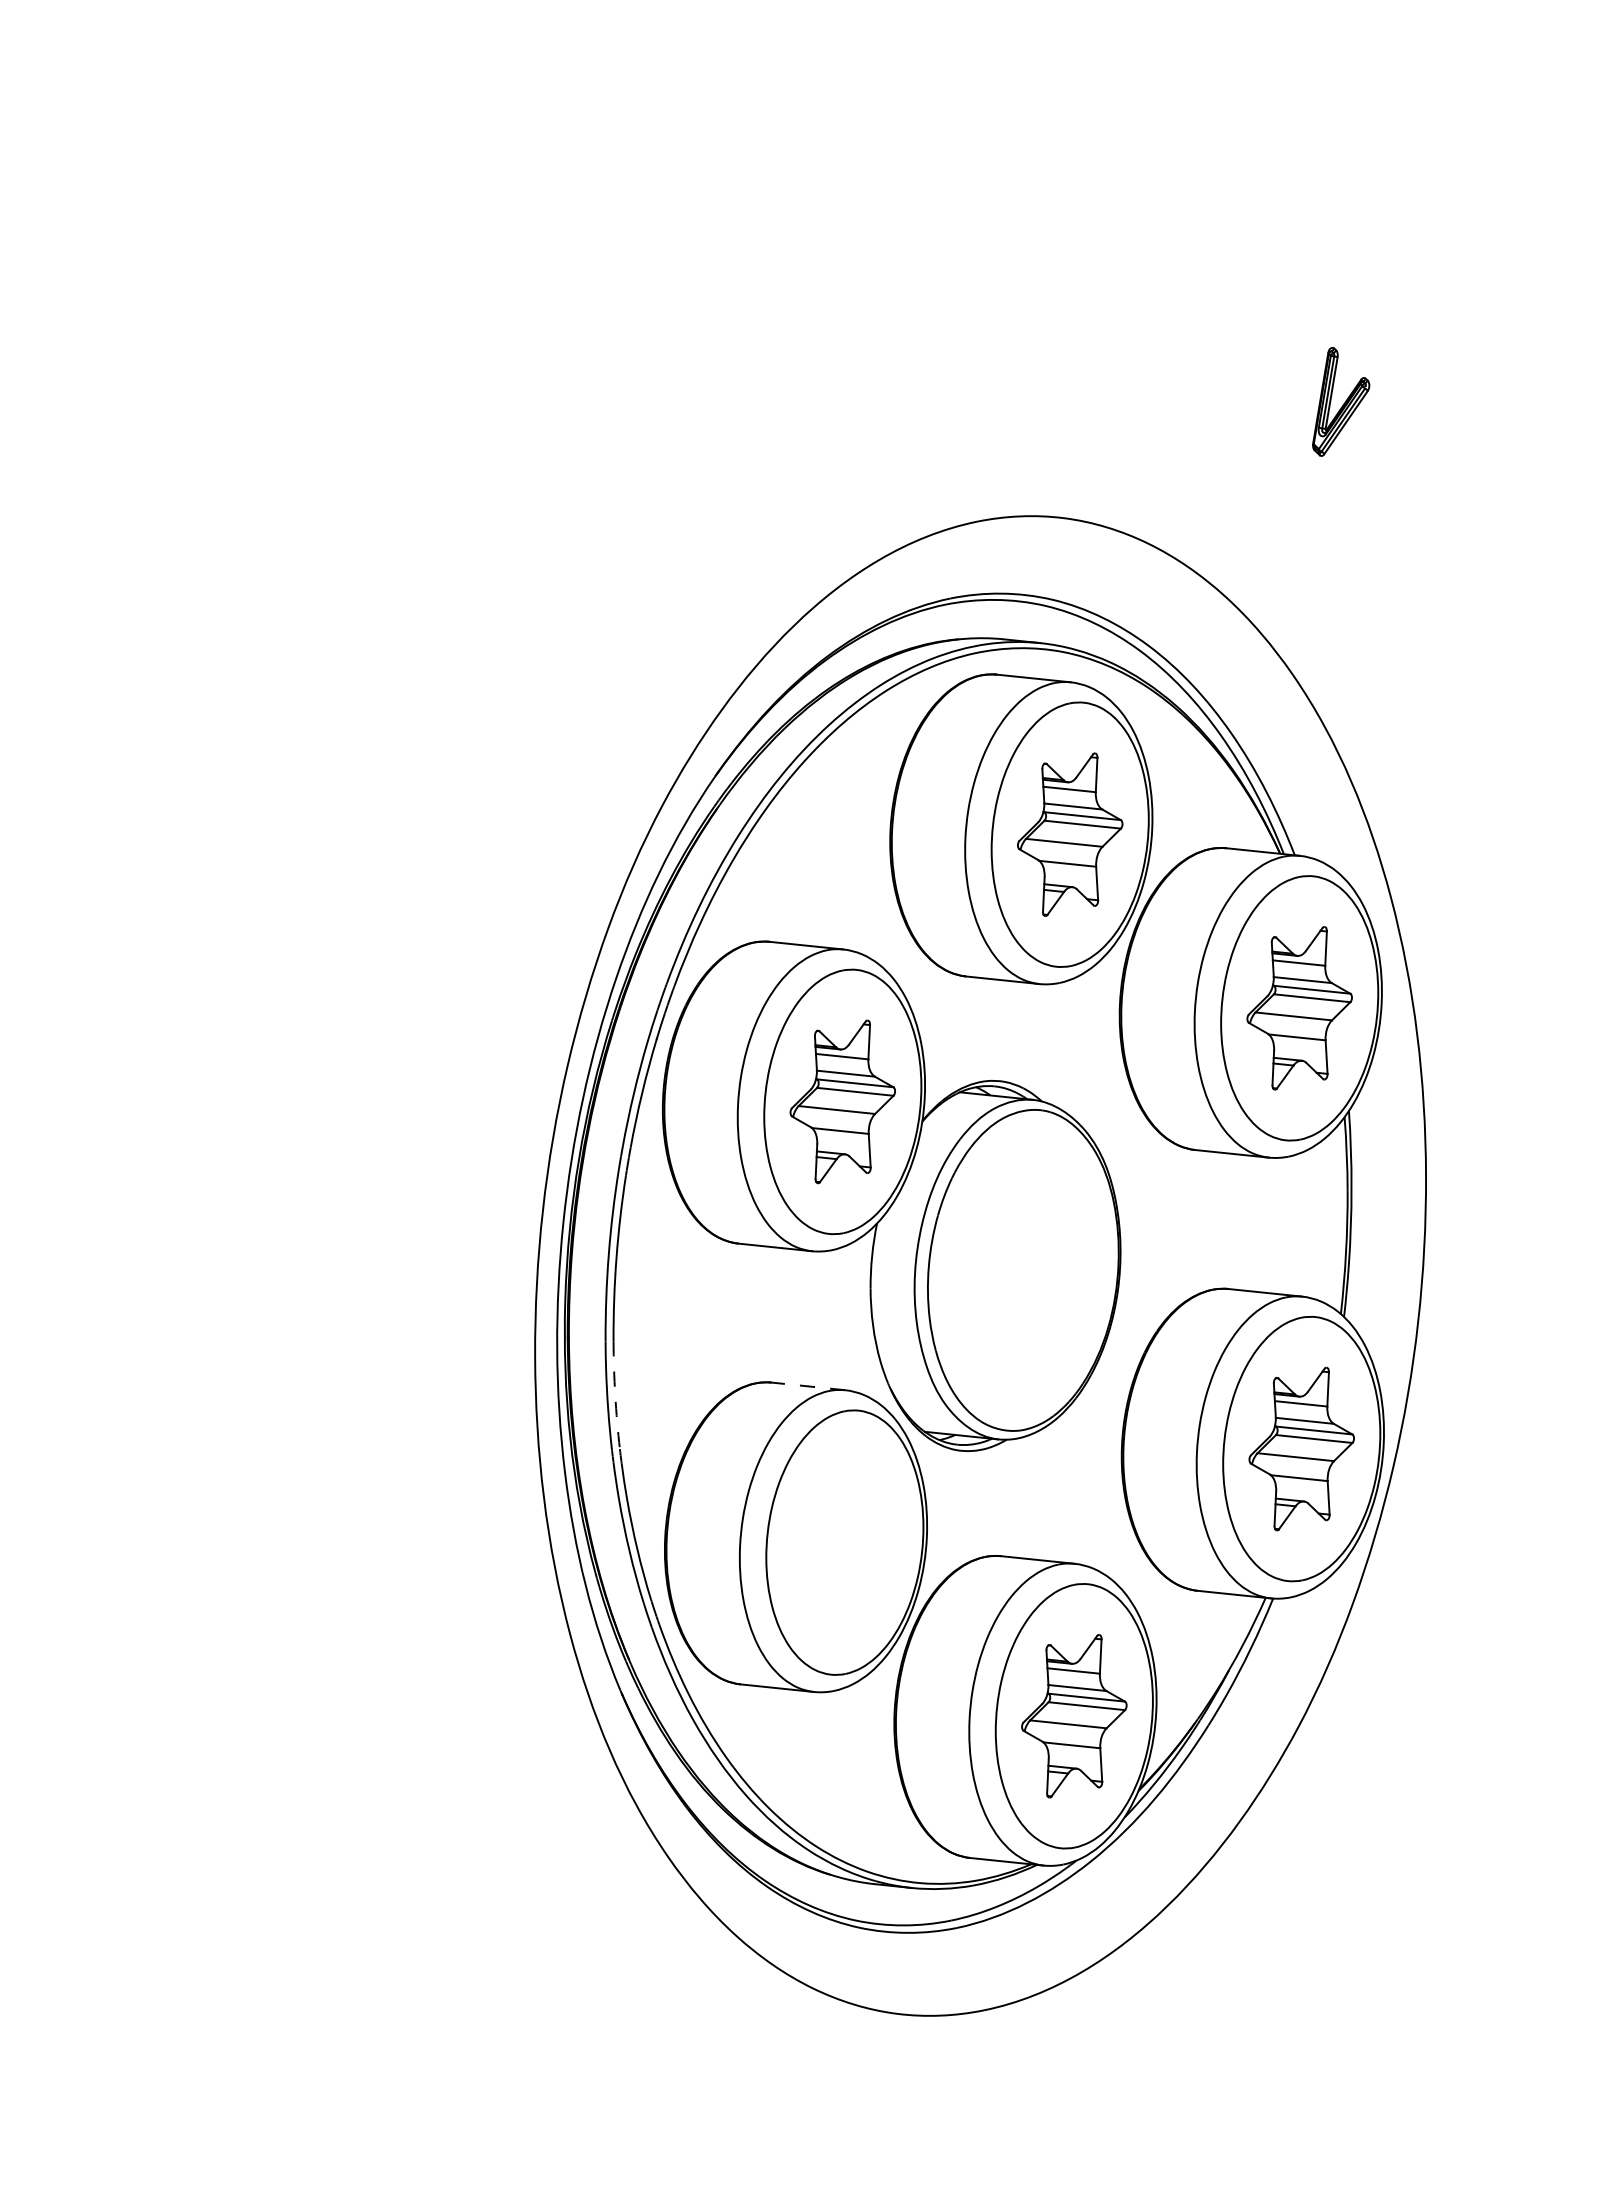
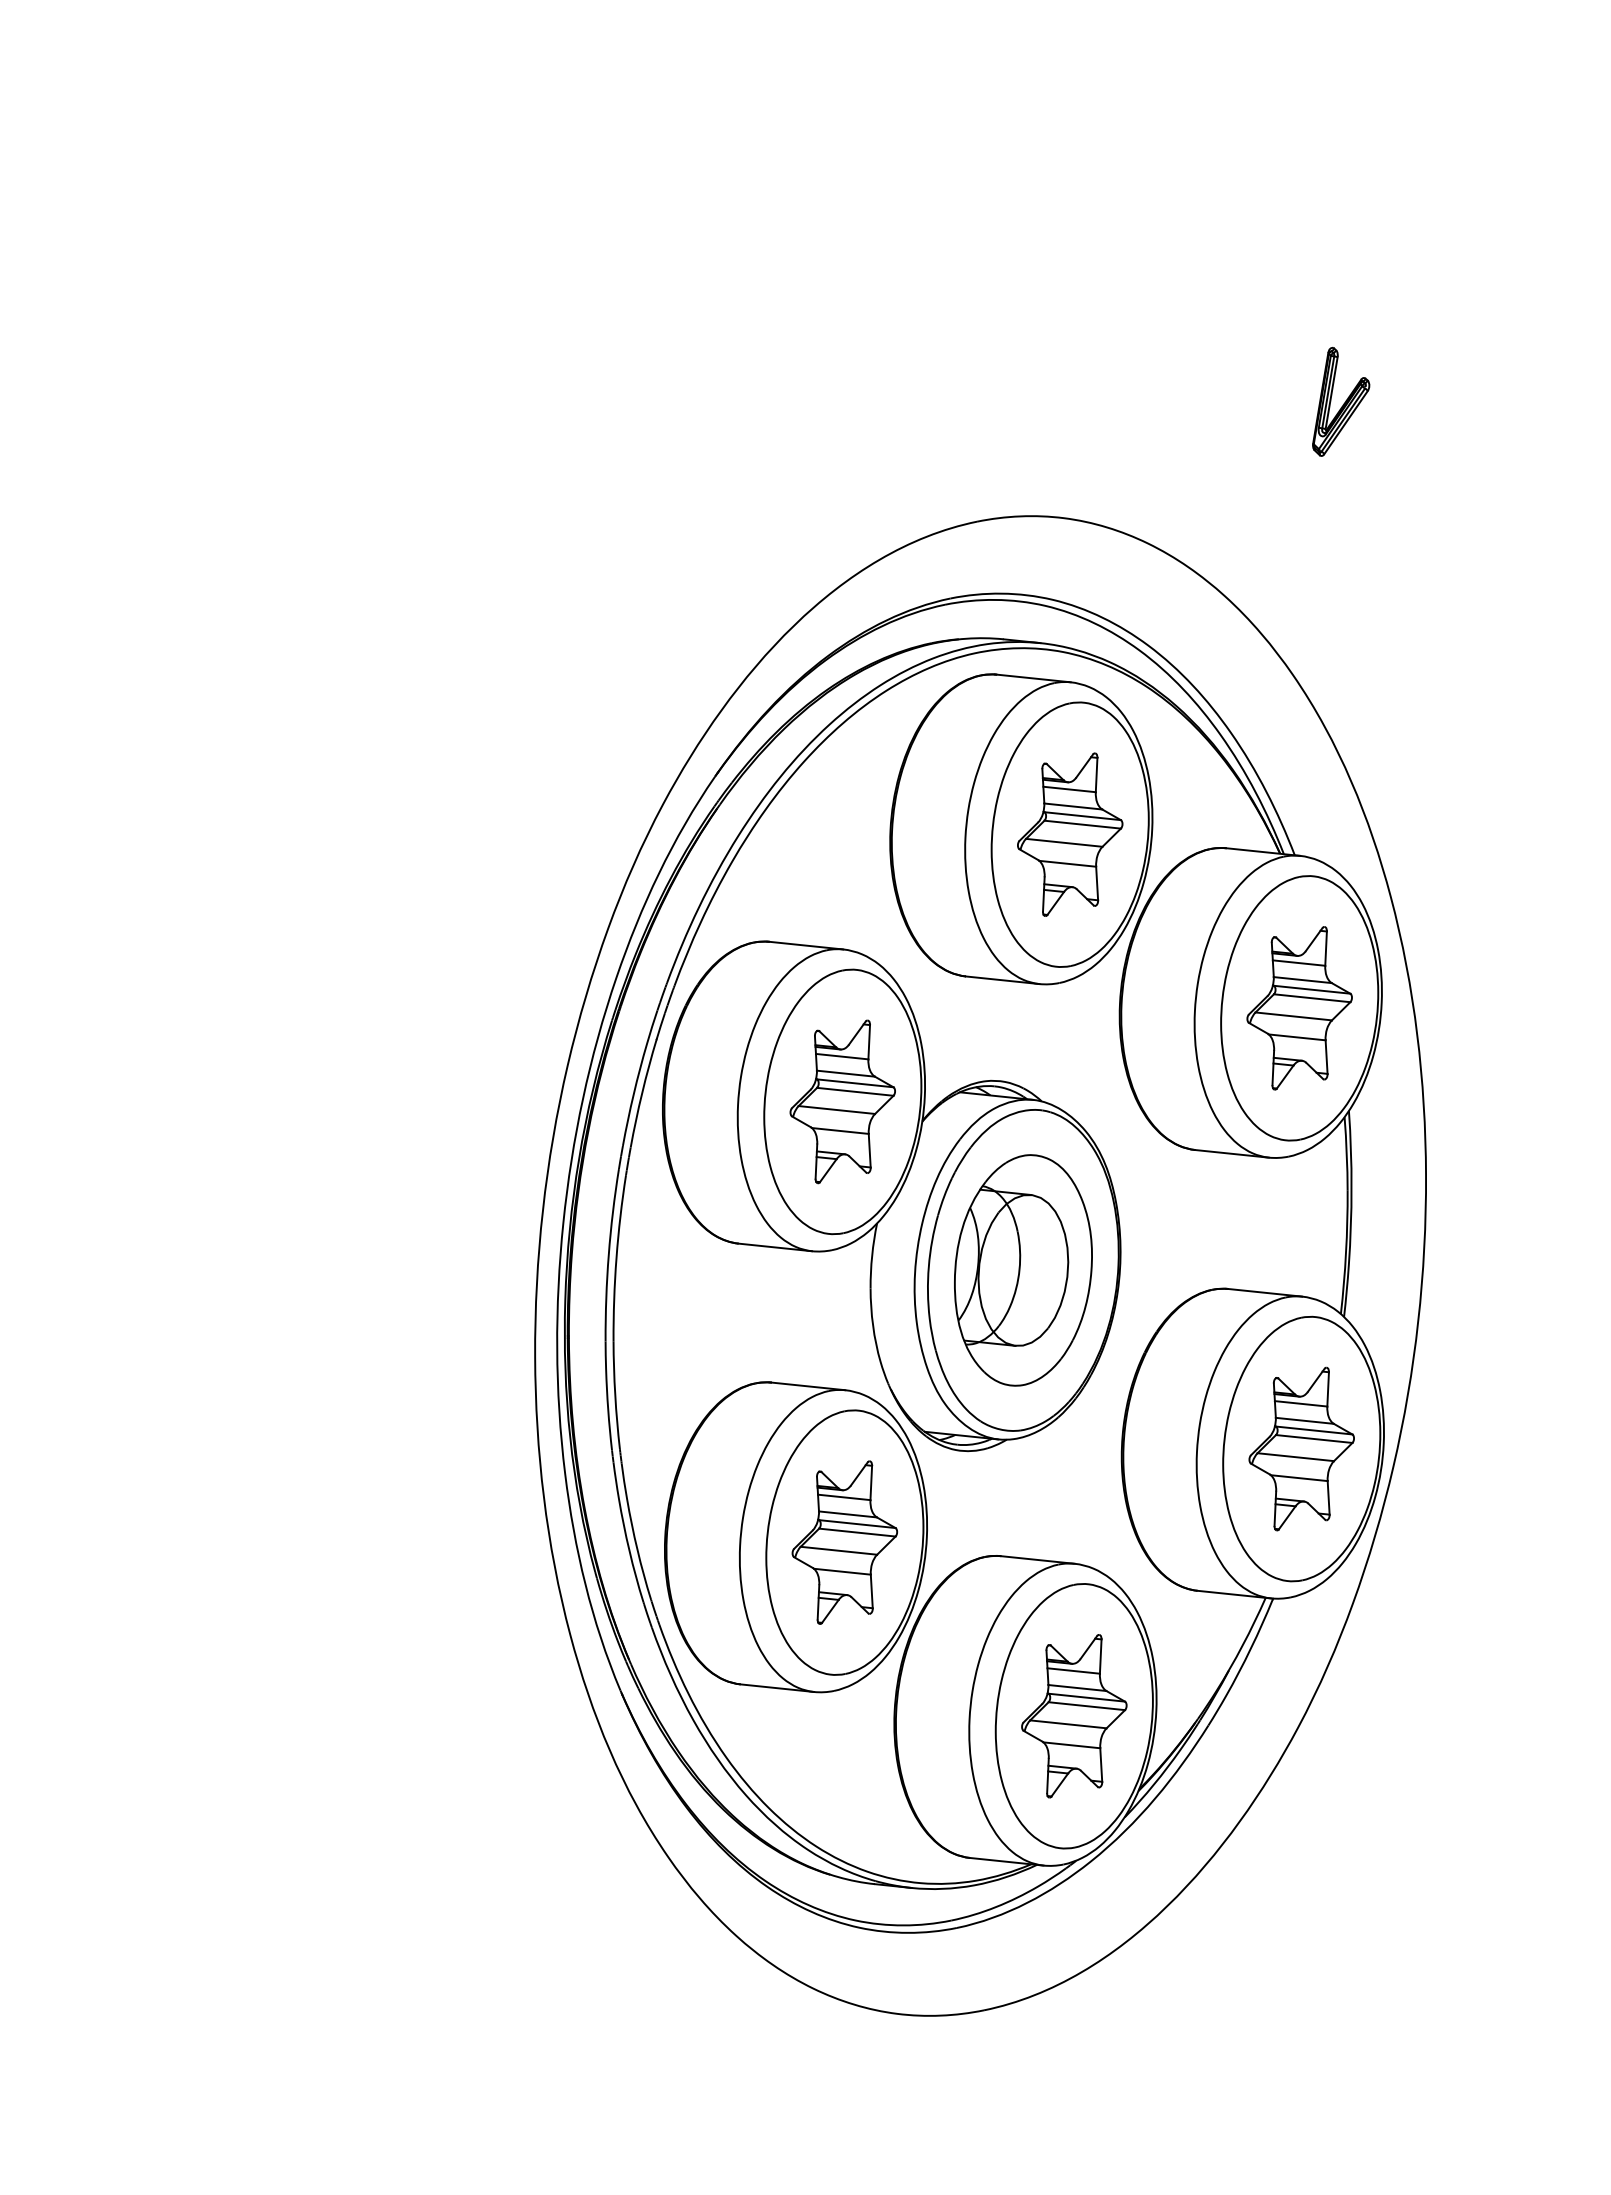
part: none -> present (1023, 1270)
line: dashed -> solid (808, 1386)
arc: dashed -> solid (615, 1395)
part: none -> present (844, 1542)
